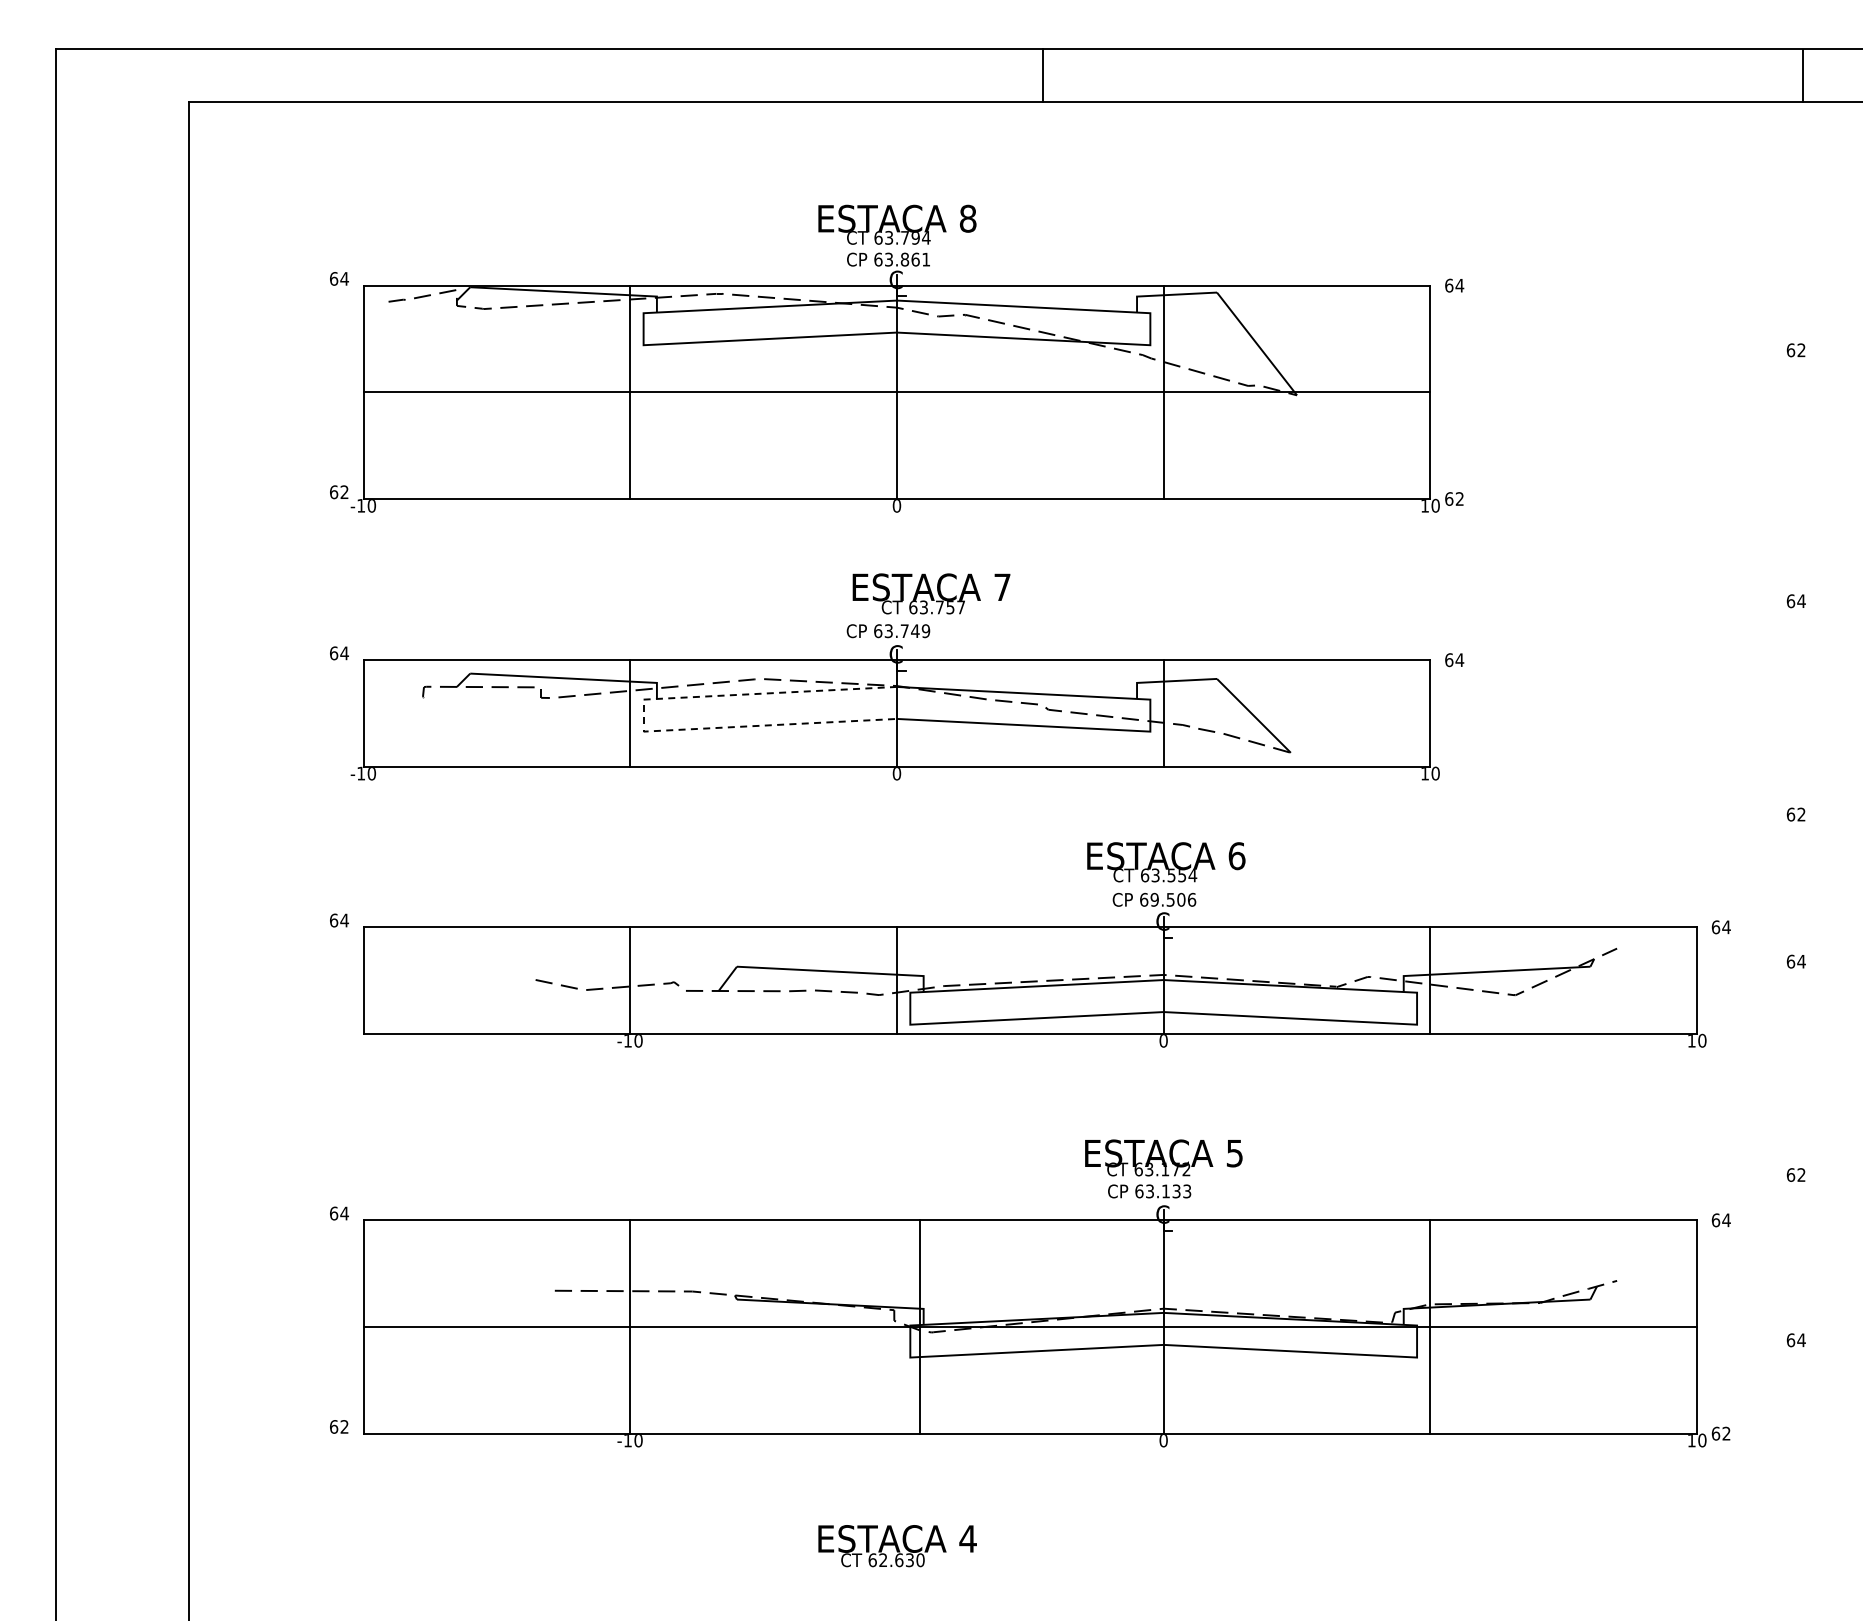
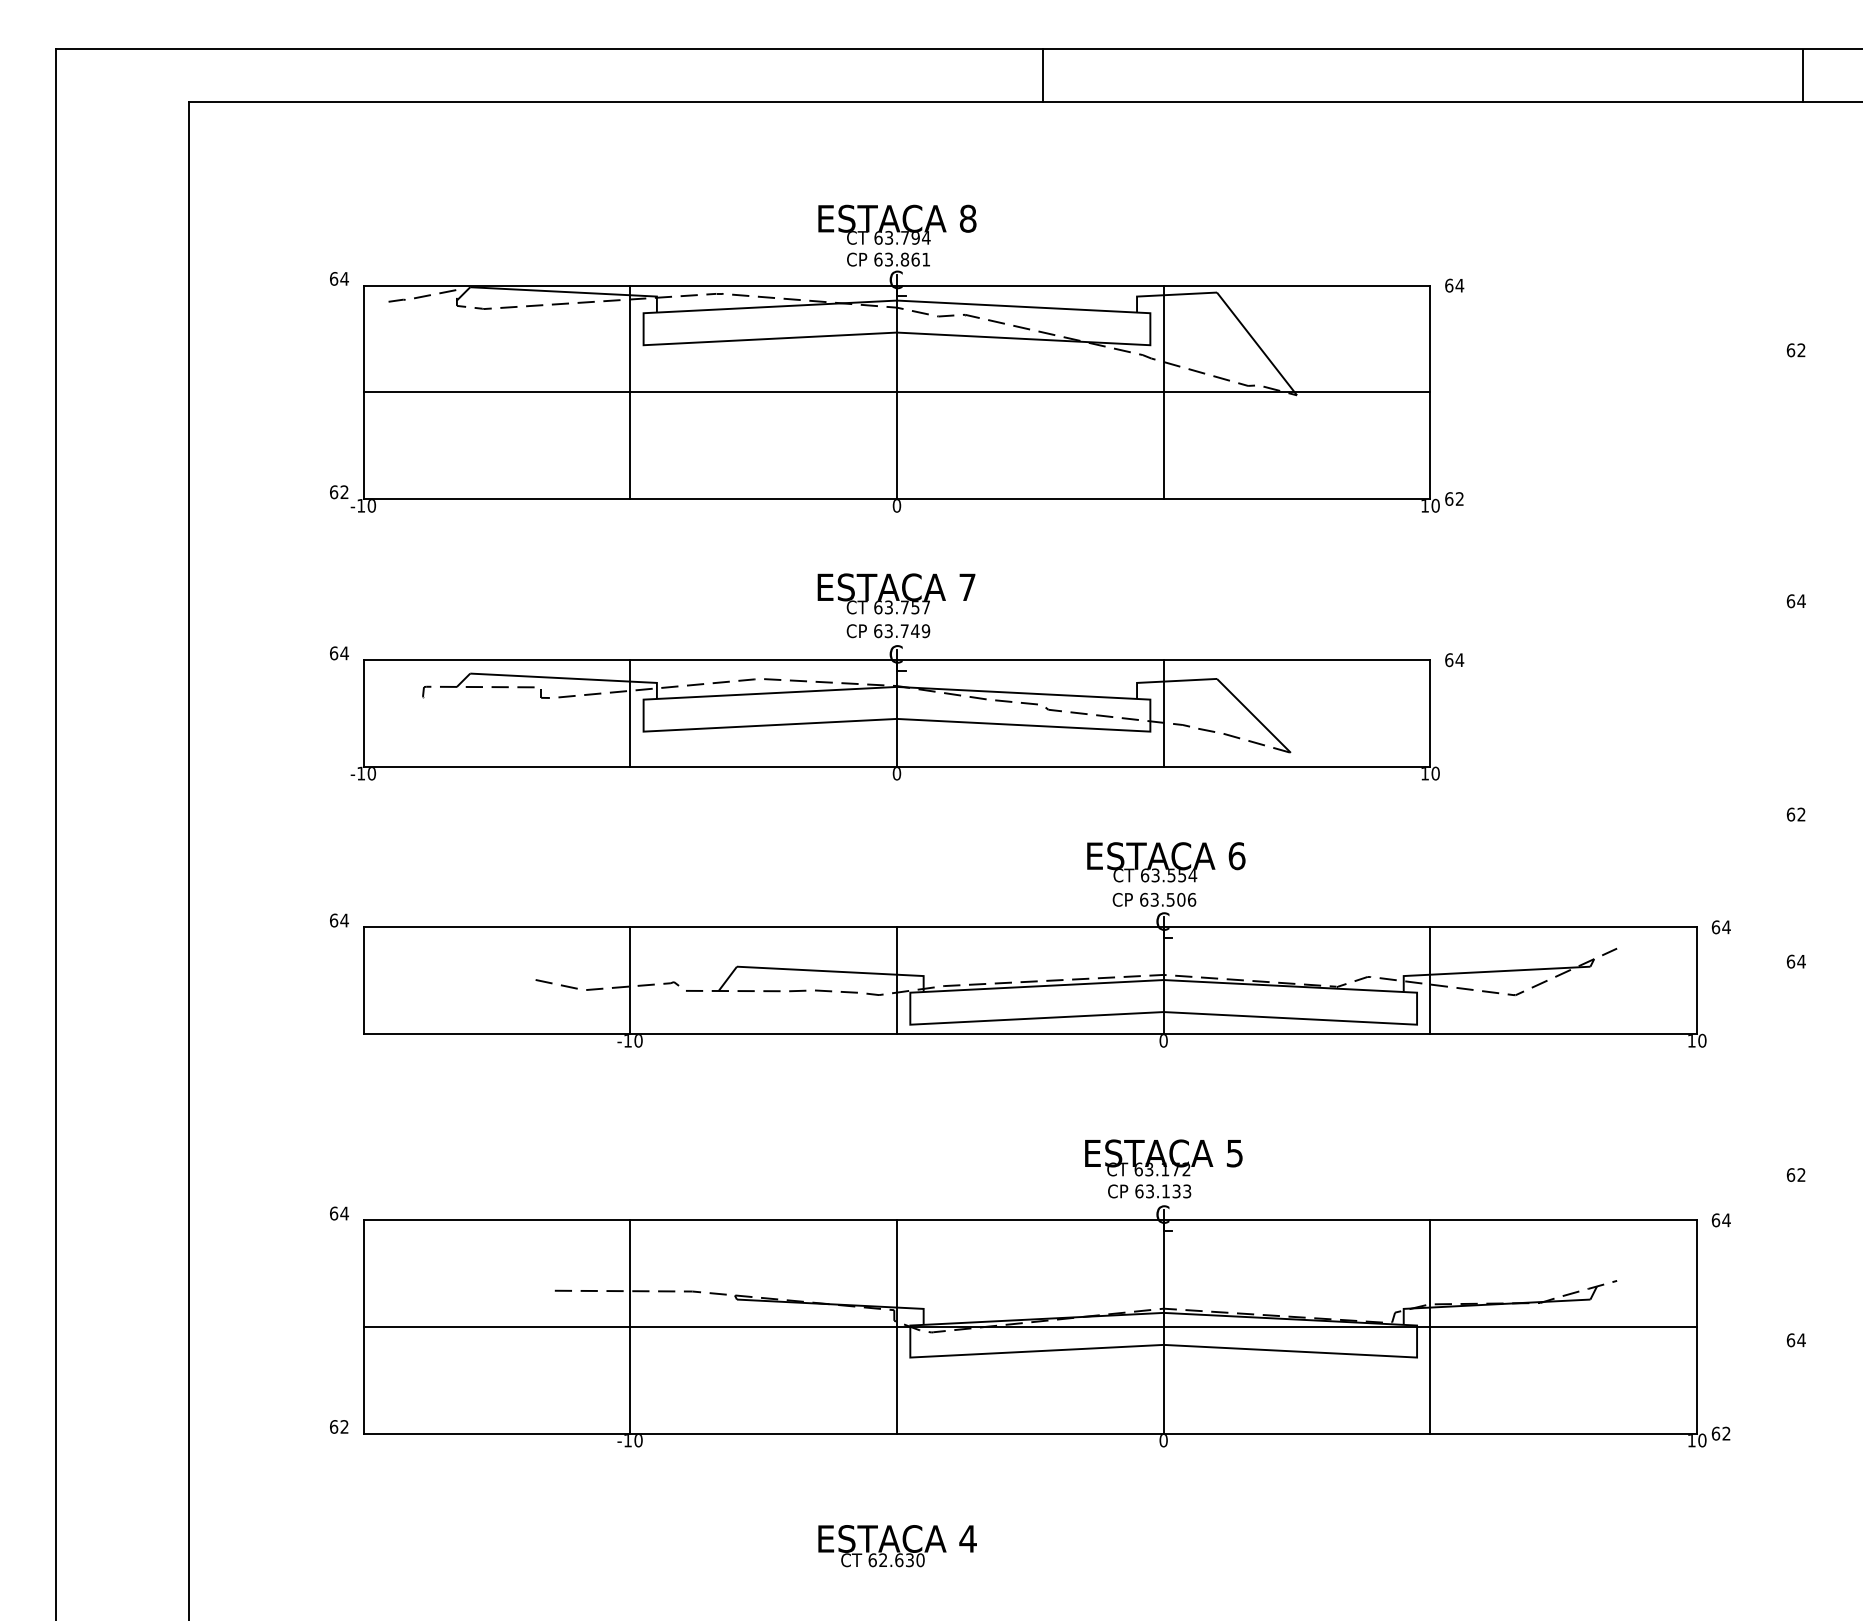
text position: (931, 593) -> (896, 593) (896, 593)
line: dashed -> solid (643, 716)
text: 69.506 -> 63.506 (1154, 899)
line position: (919, 1326) -> (896, 1326) (896, 1326)
